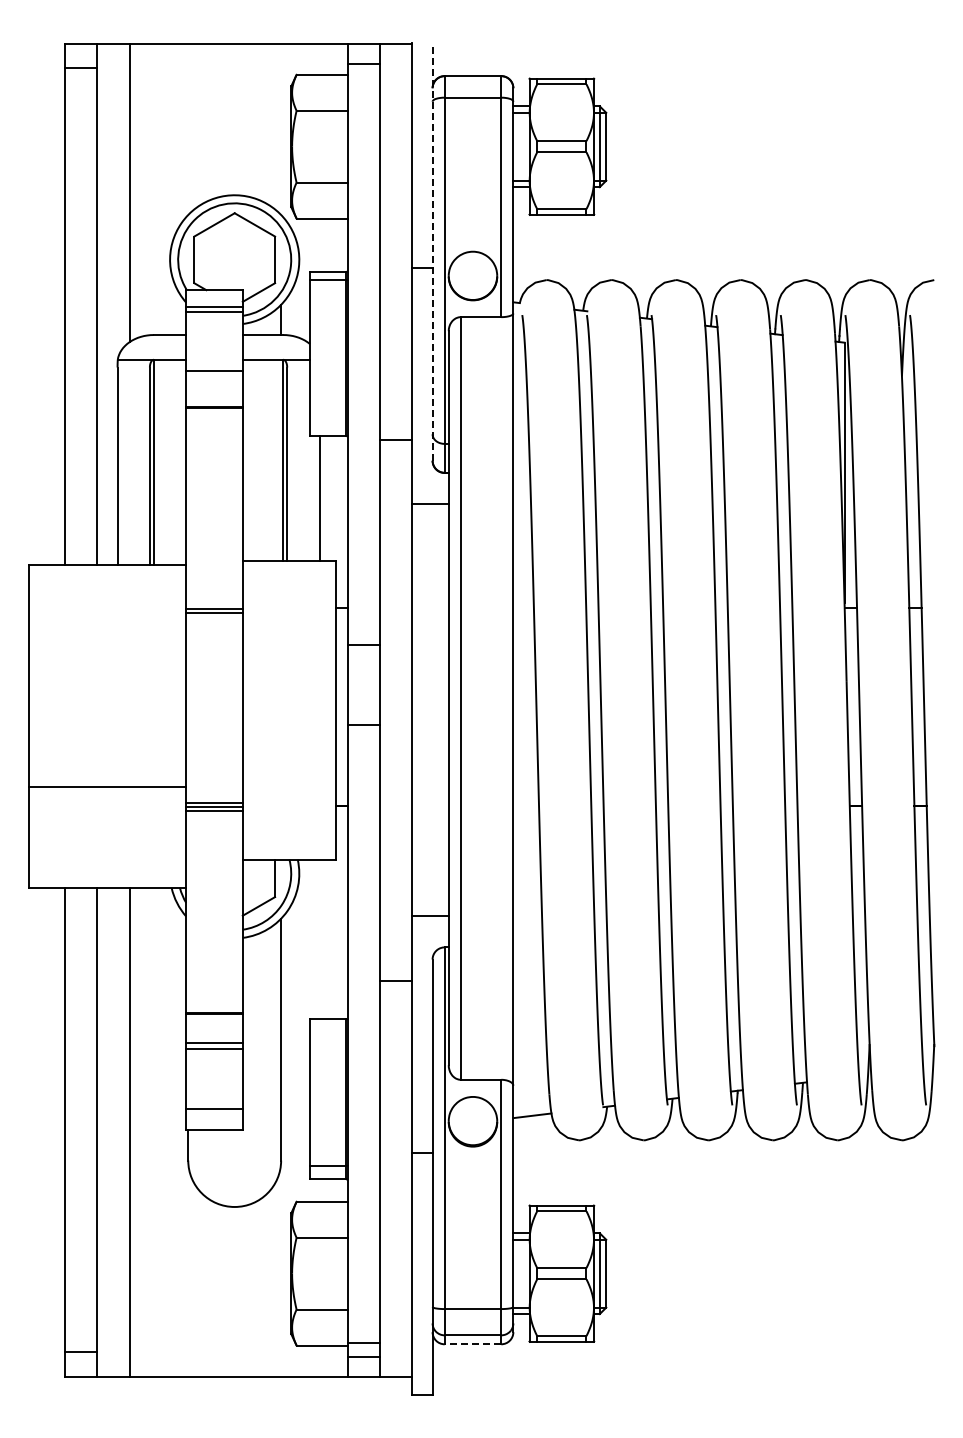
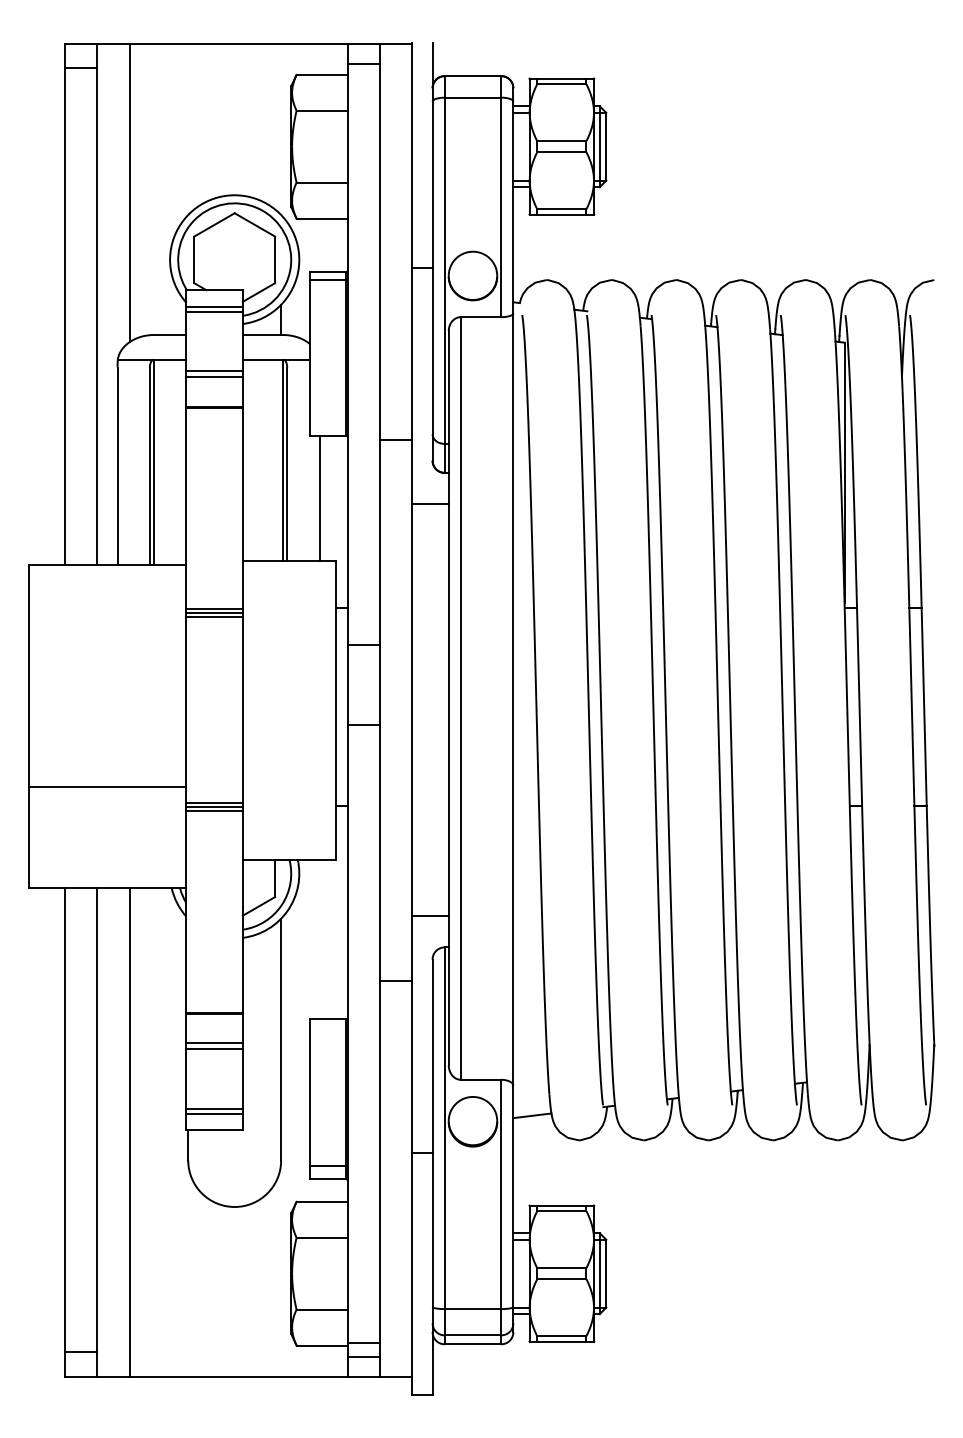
line: dashed -> solid (432, 252)
line: none -> present (214, 376)
line: none -> present (214, 617)
line: none -> present (214, 1113)
line: dashed -> solid (472, 1344)
